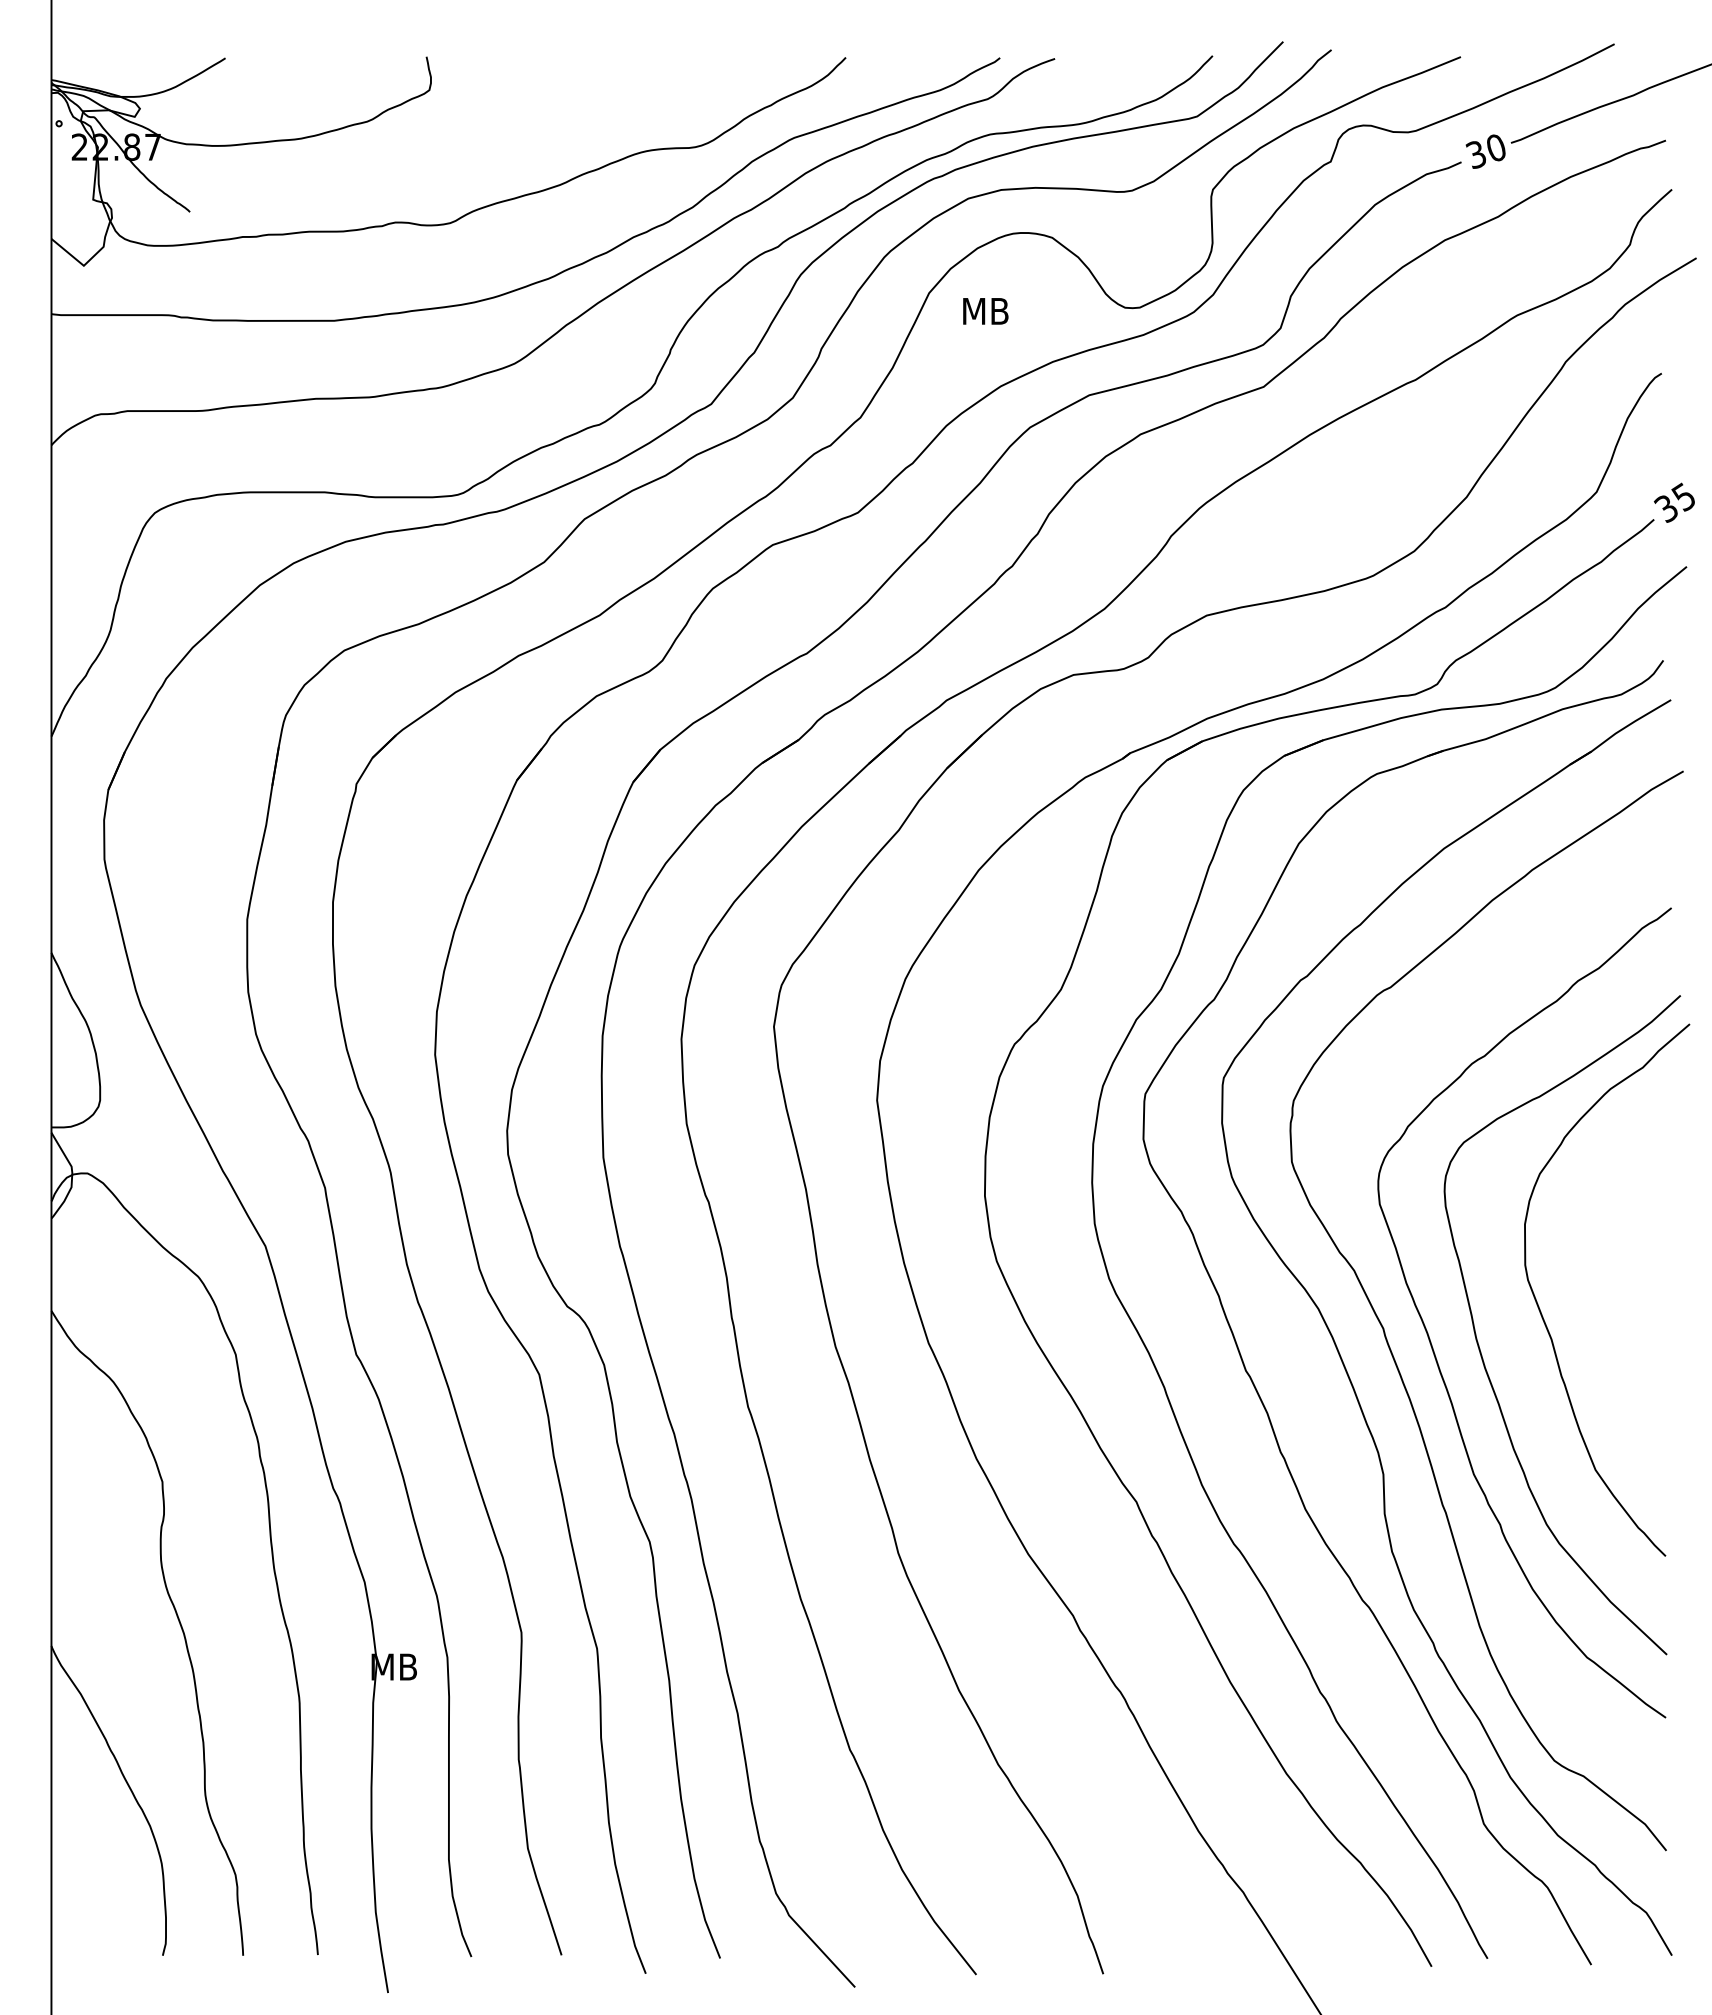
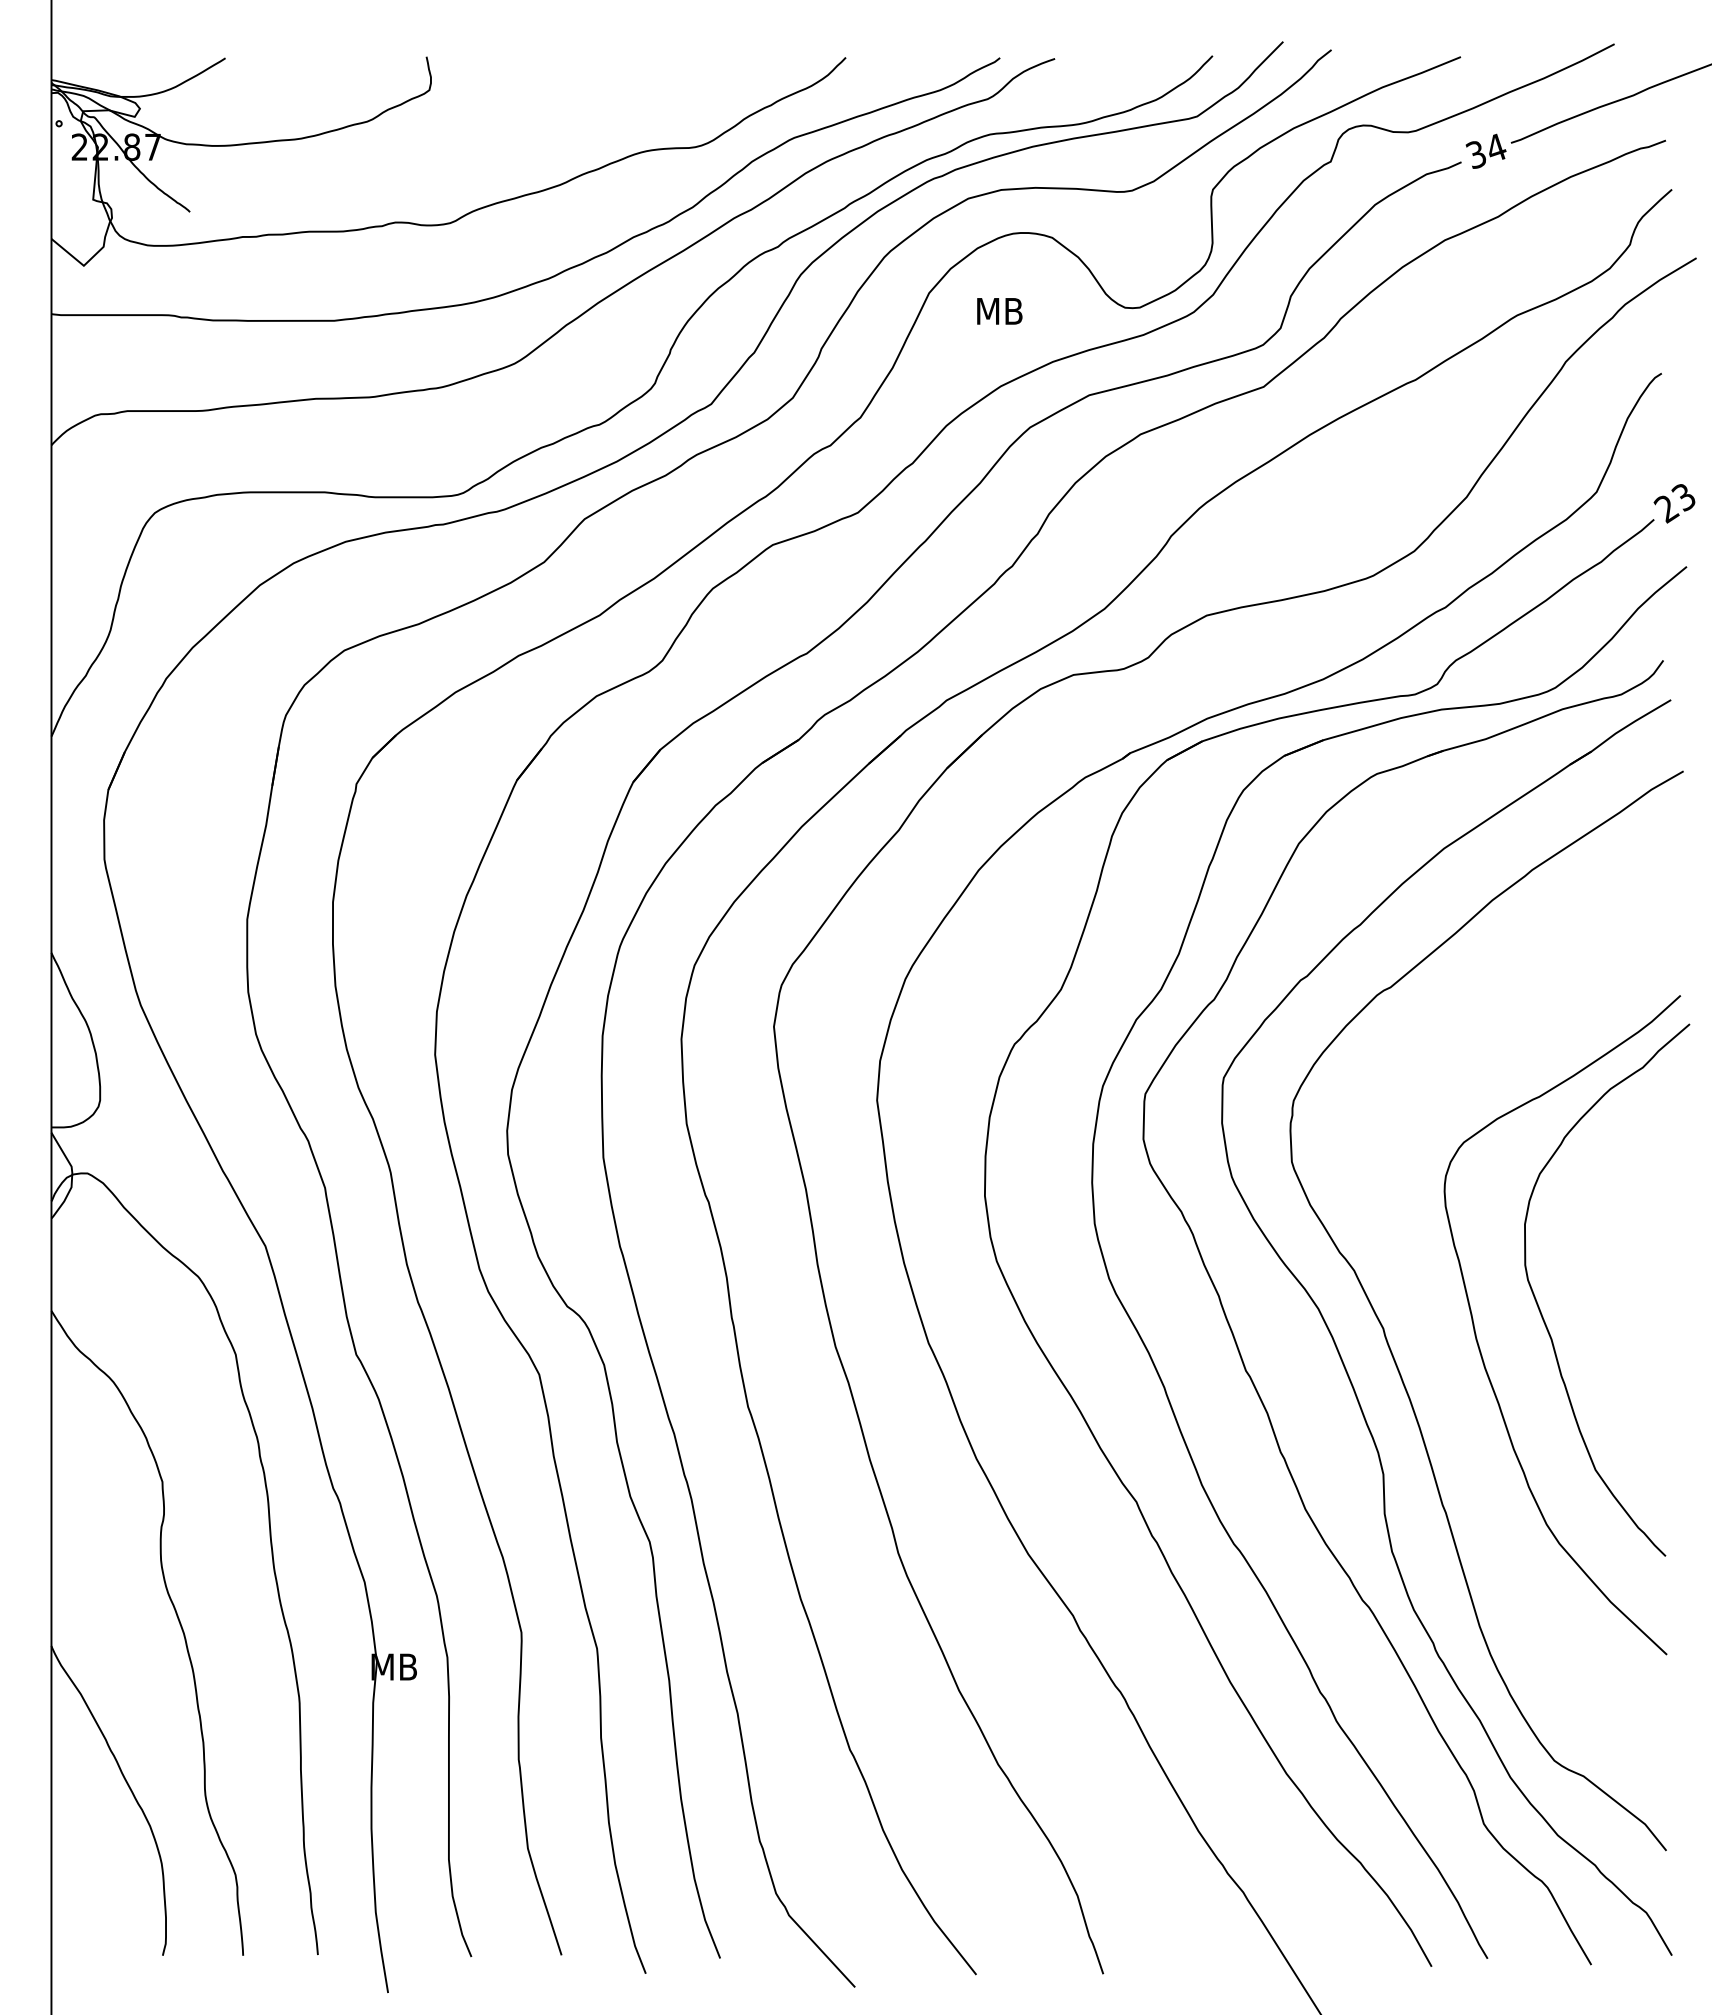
text: 30 -> 34 (1496, 147)
text position: (985, 311) -> (999, 311) (999, 311)
text: 35 -> 23 (1674, 502)
curve: present -> none (1432, 1344)
